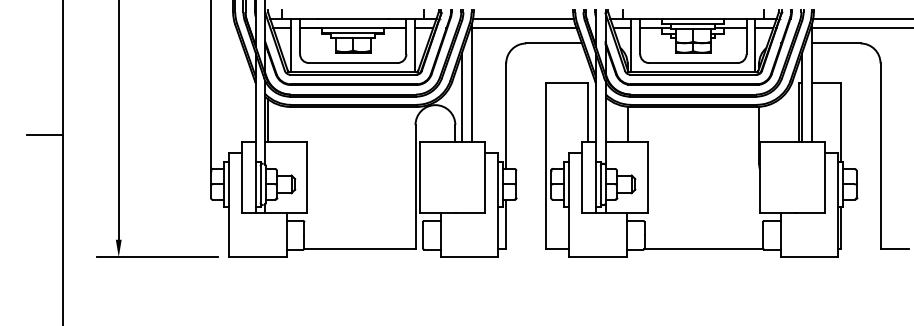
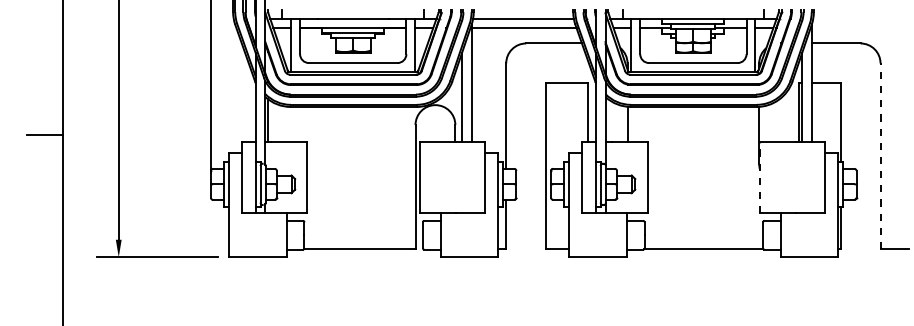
line: present -> none (861, 18)
line: present -> none (860, 28)
line: solid -> dashed (880, 156)
line: solid -> dashed (760, 177)
